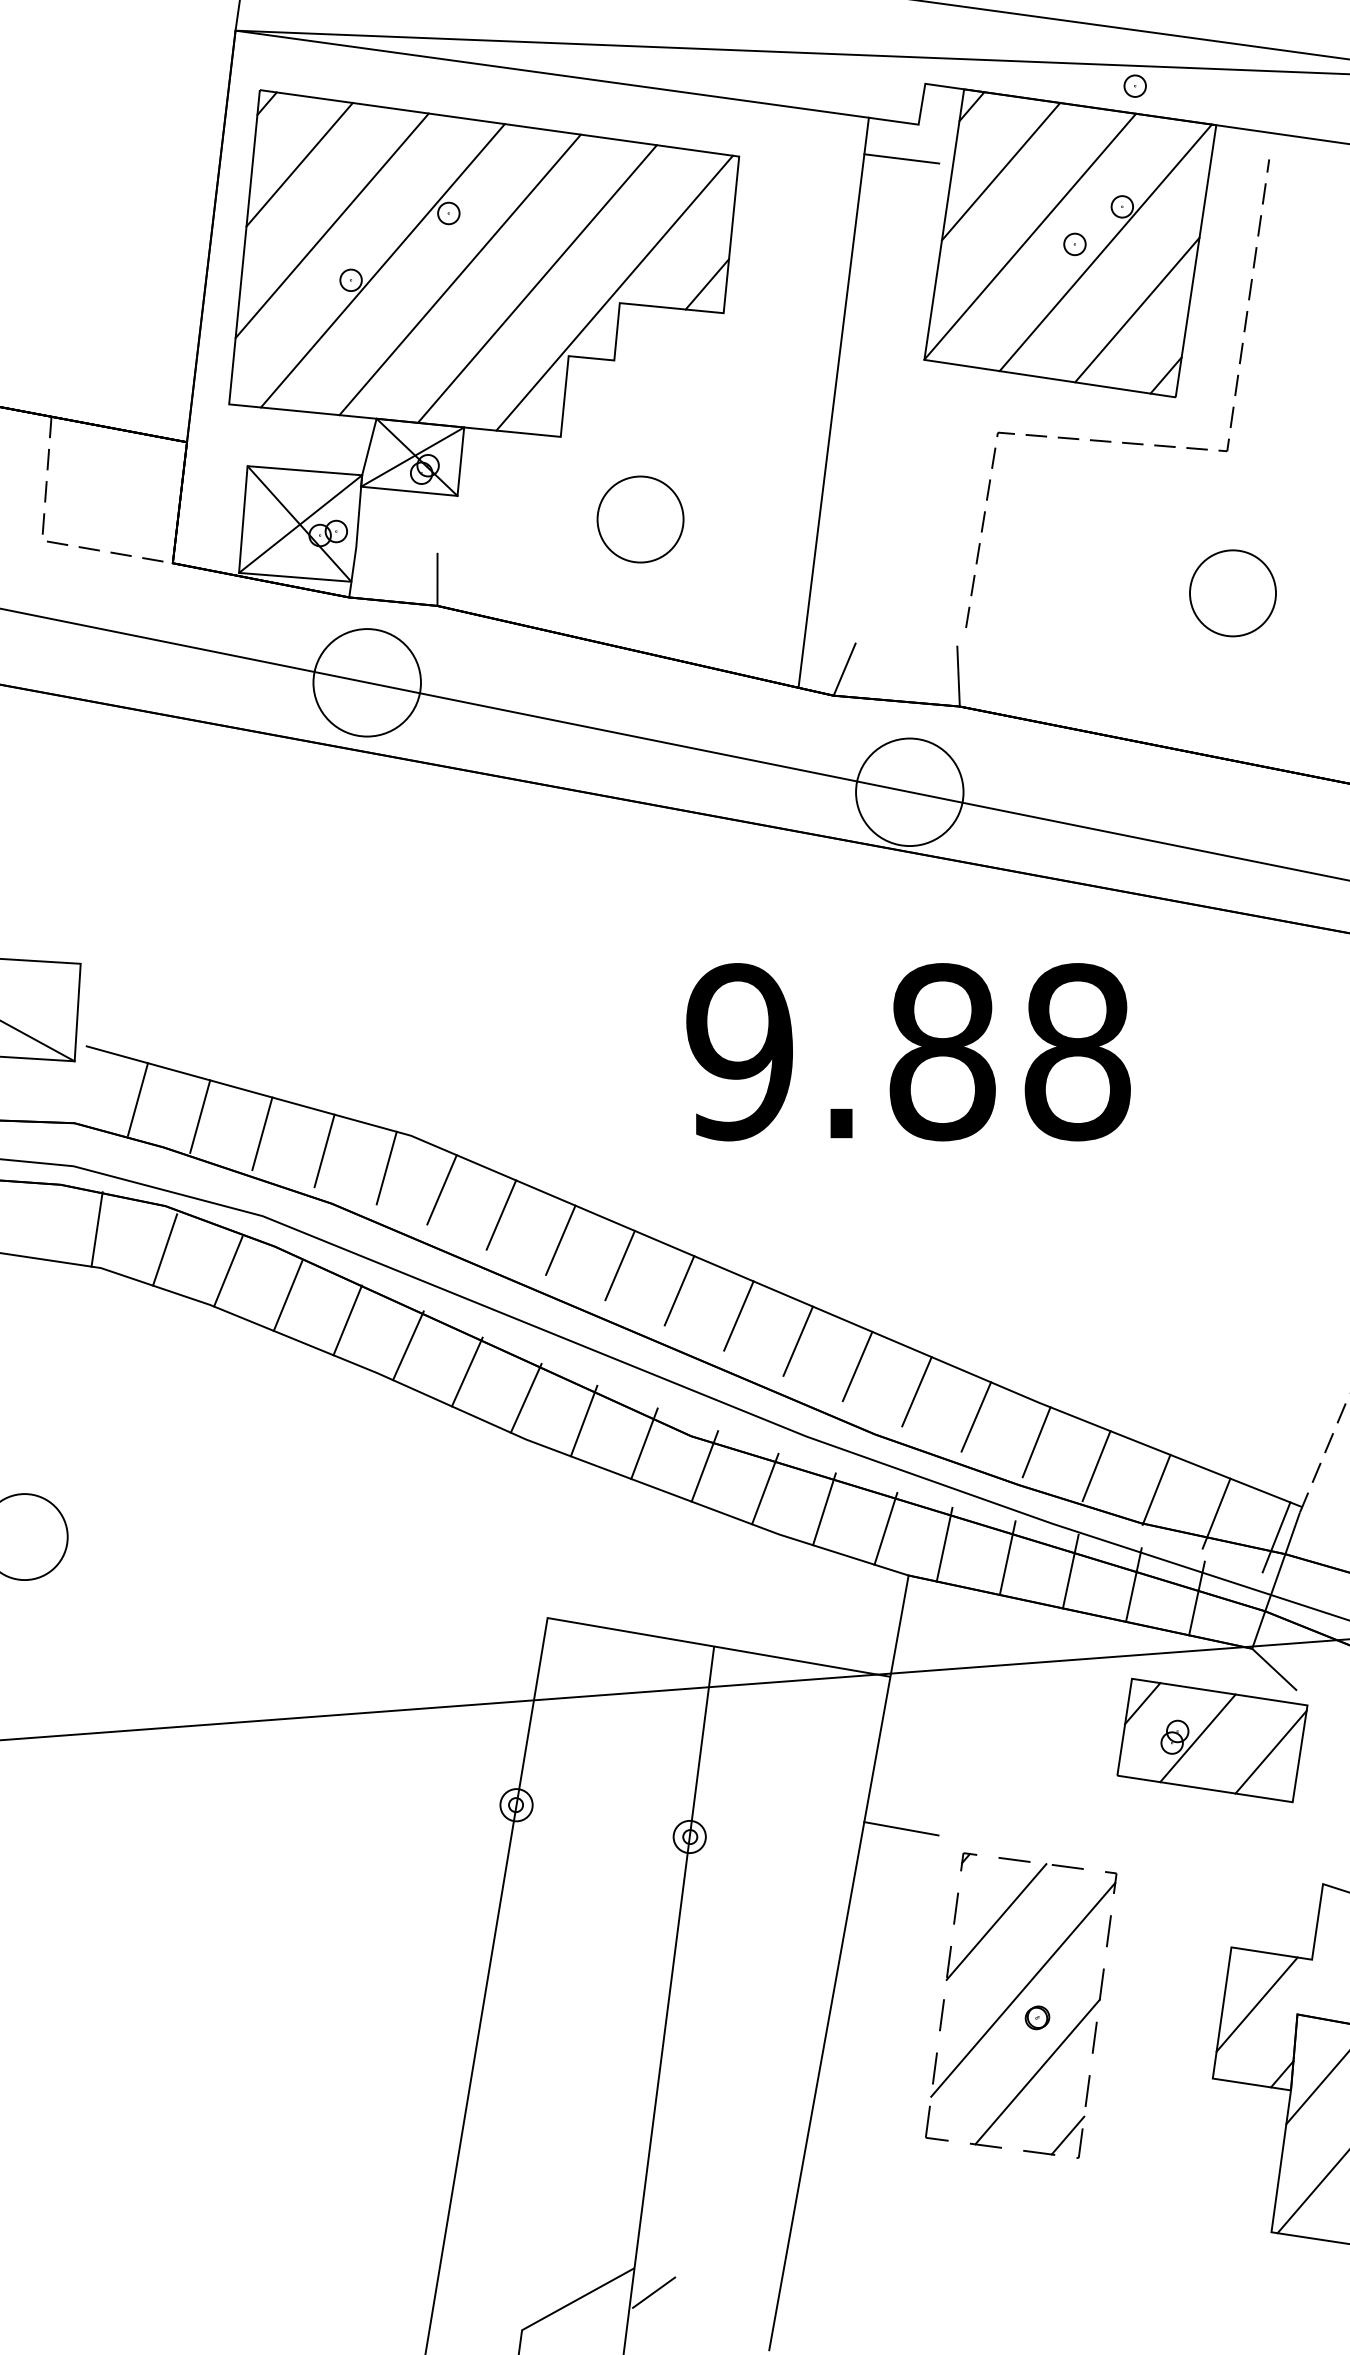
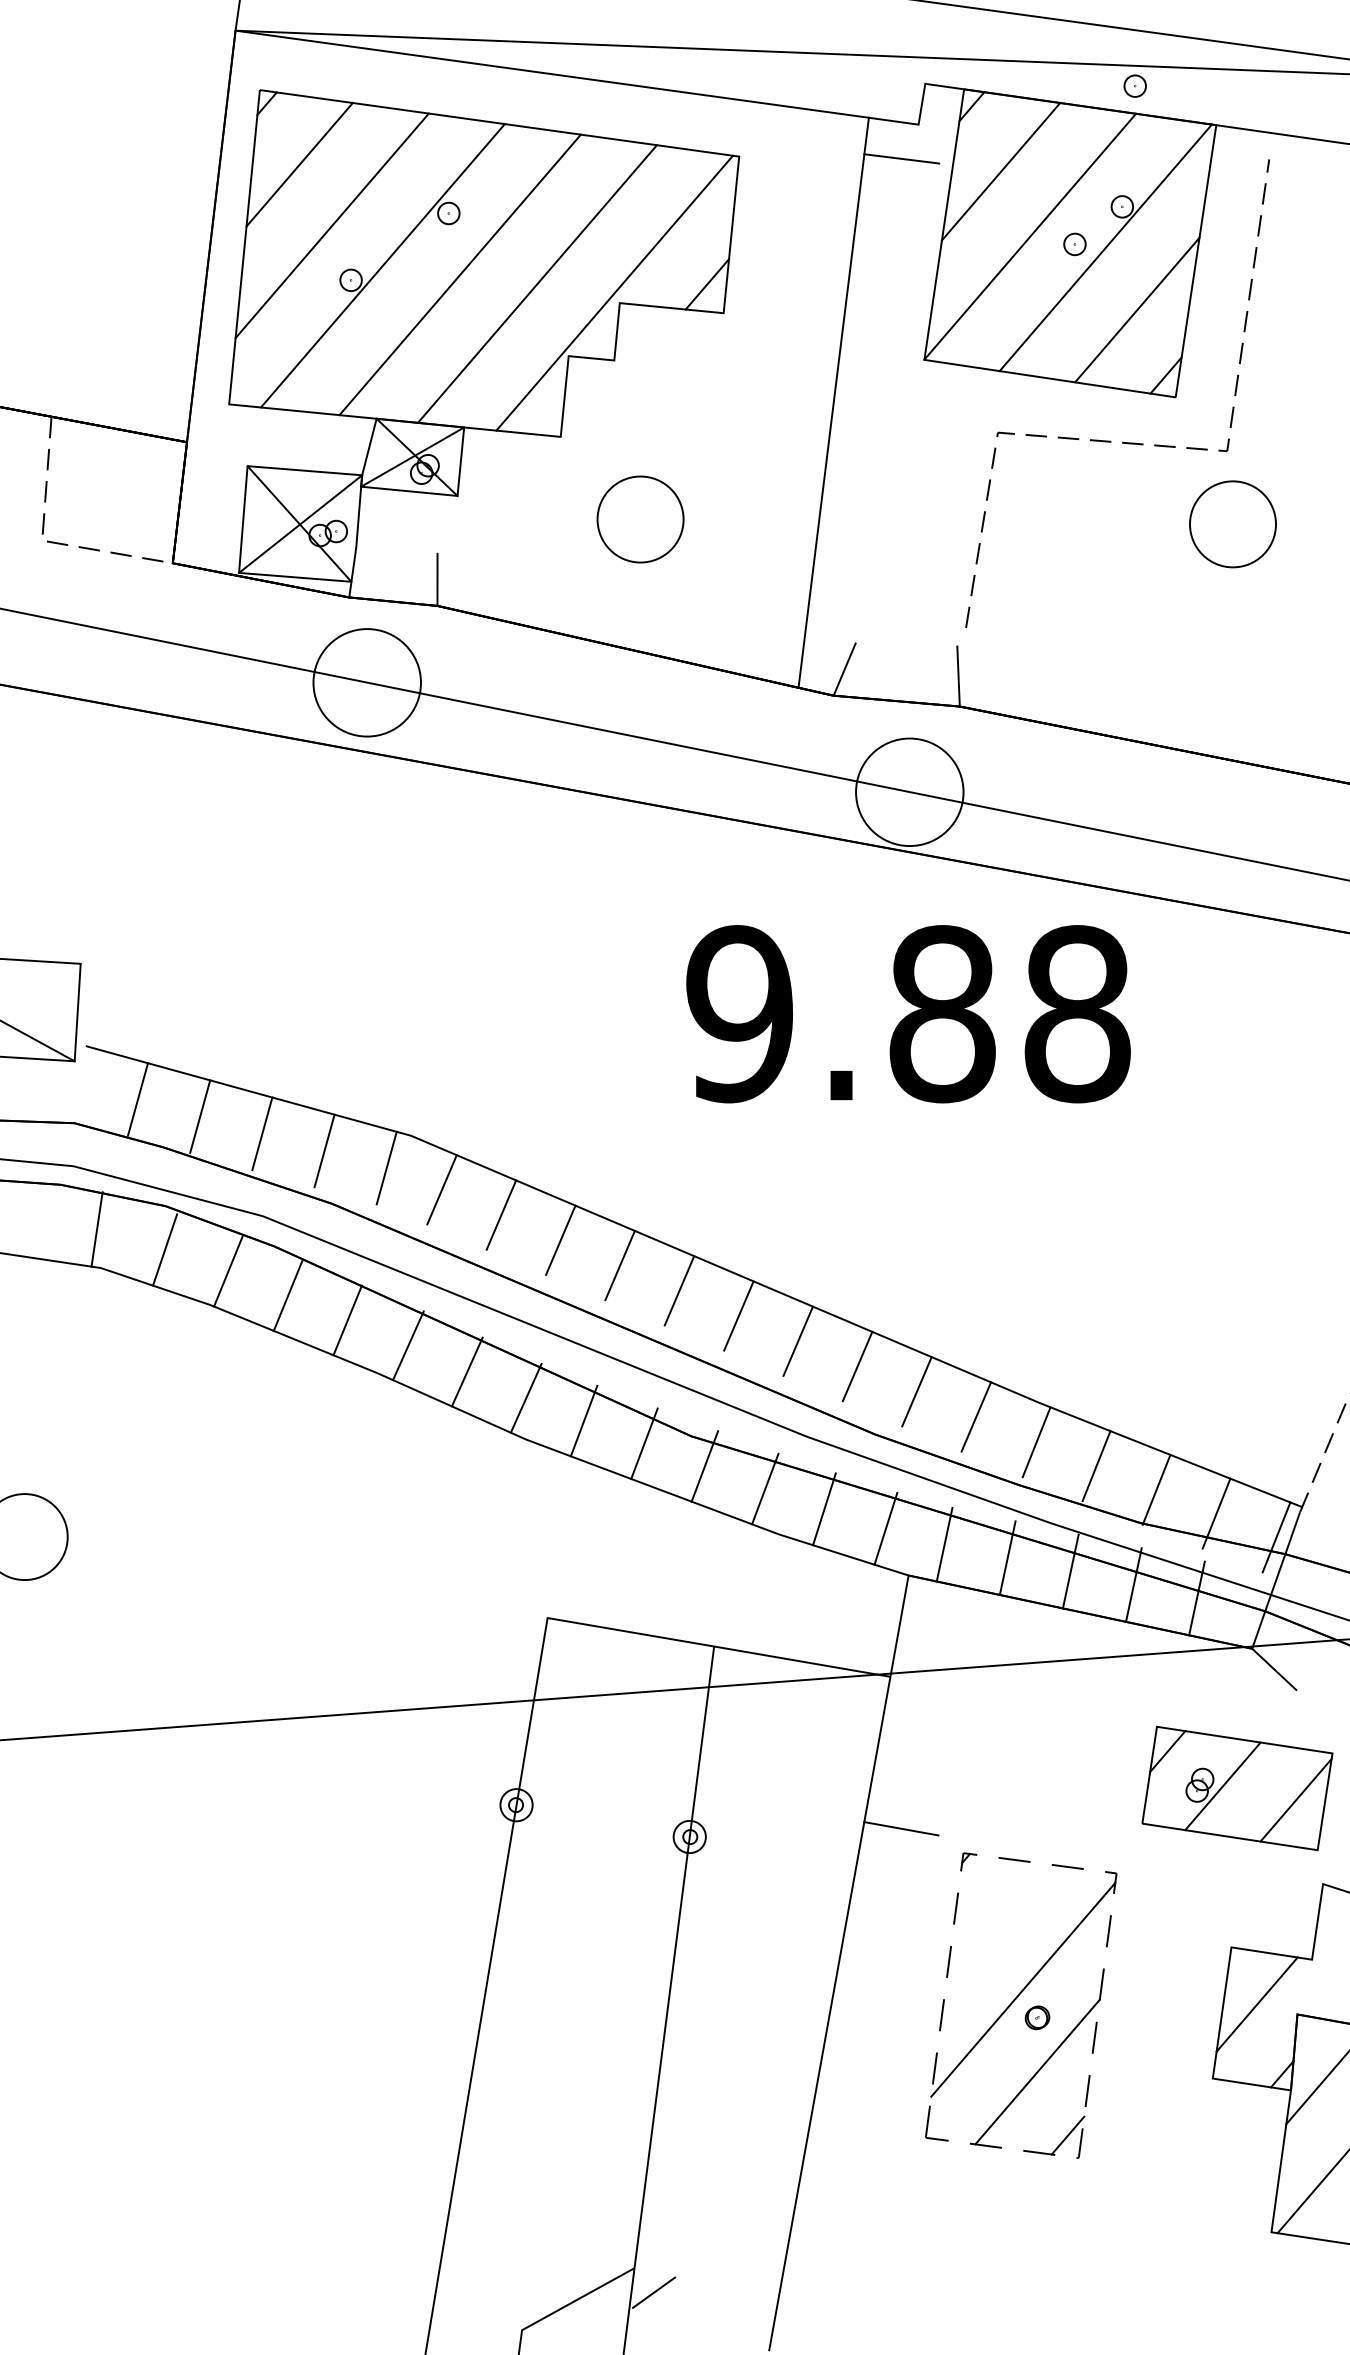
part position: (1232, 593) -> (1232, 524) (1232, 524)
text position: (908, 1052) -> (908, 1014) (908, 1014)
part position: (1212, 1740) -> (1237, 1788) (1237, 1788)
line: present -> none (996, 1921)
